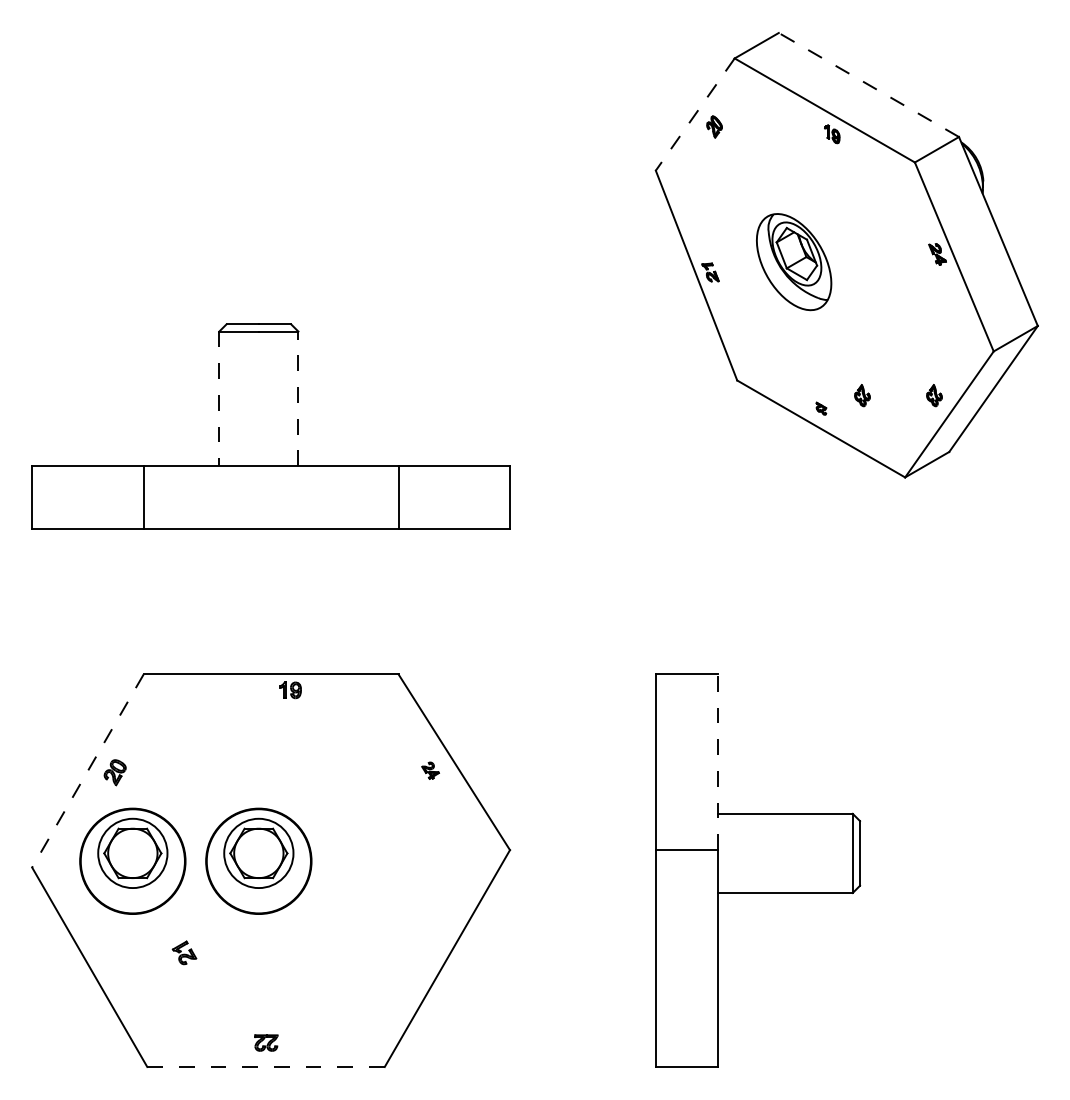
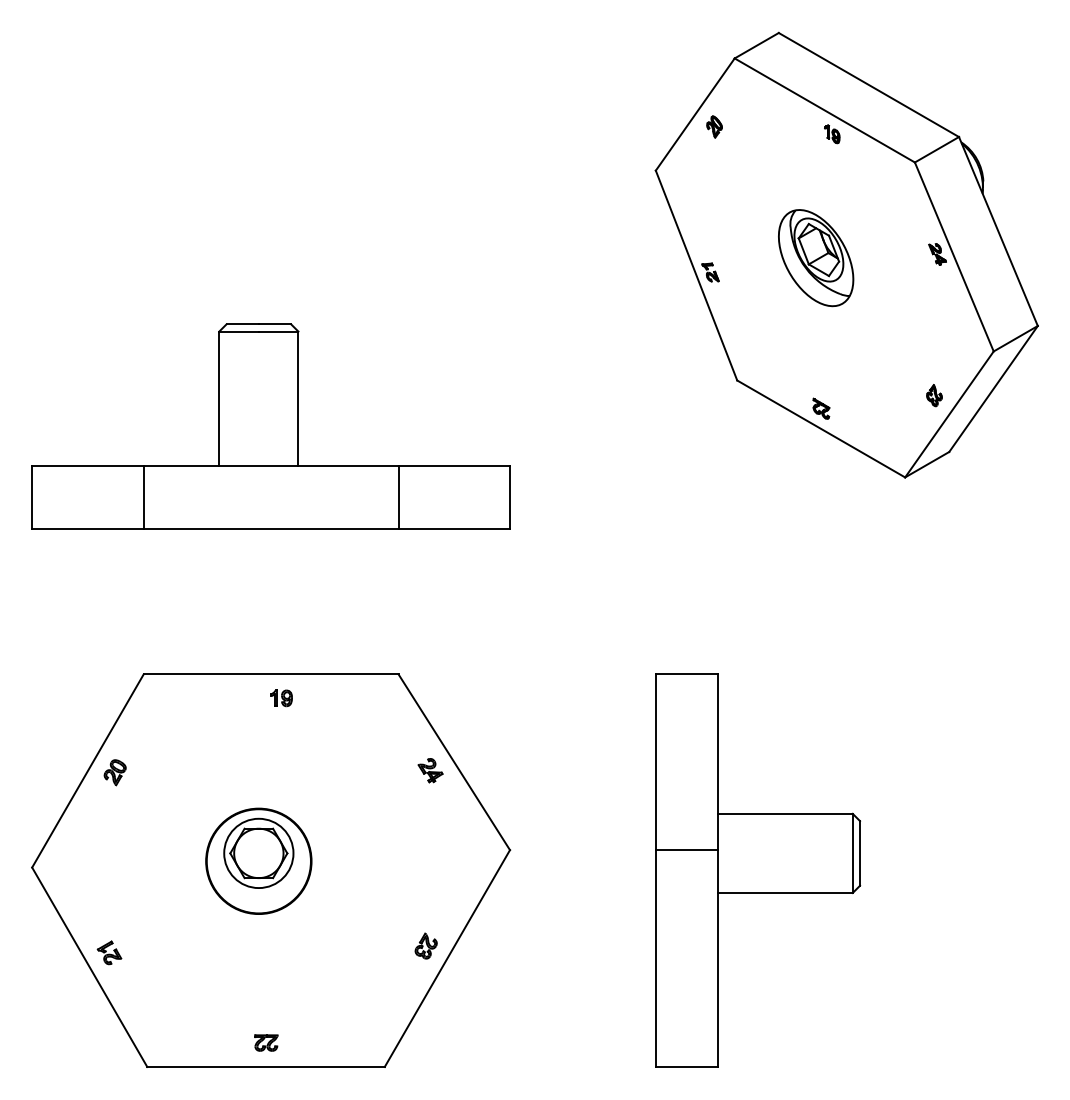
line: dashed -> solid (868, 84)
line: dashed -> solid (695, 114)
part position: (794, 262) -> (816, 258) (816, 258)
part: present -> none (862, 395)
line: dashed -> solid (298, 398)
line: dashed -> solid (219, 399)
part size: 13x15 px -> 19x23 px (821, 408)
part position: (290, 690) -> (281, 698) (281, 698)
line: dashed -> solid (718, 762)
line: dashed -> solid (87, 770)
part size: 19x19 px -> 27x26 px (430, 770)
part: present -> none (132, 860)
part: none -> present (425, 945)
part position: (184, 952) -> (109, 952) (109, 952)
line: dashed -> solid (266, 1067)
